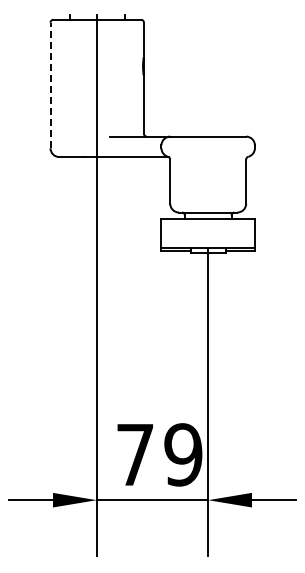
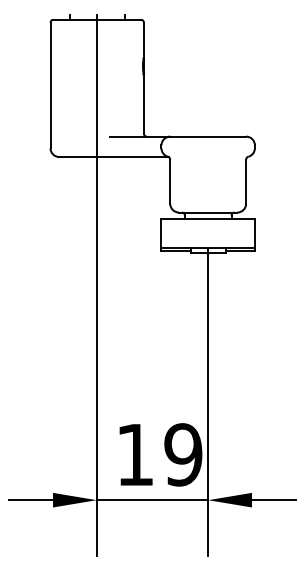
line: dashed -> solid (50, 85)
text: 79 -> 19 (135, 454)
